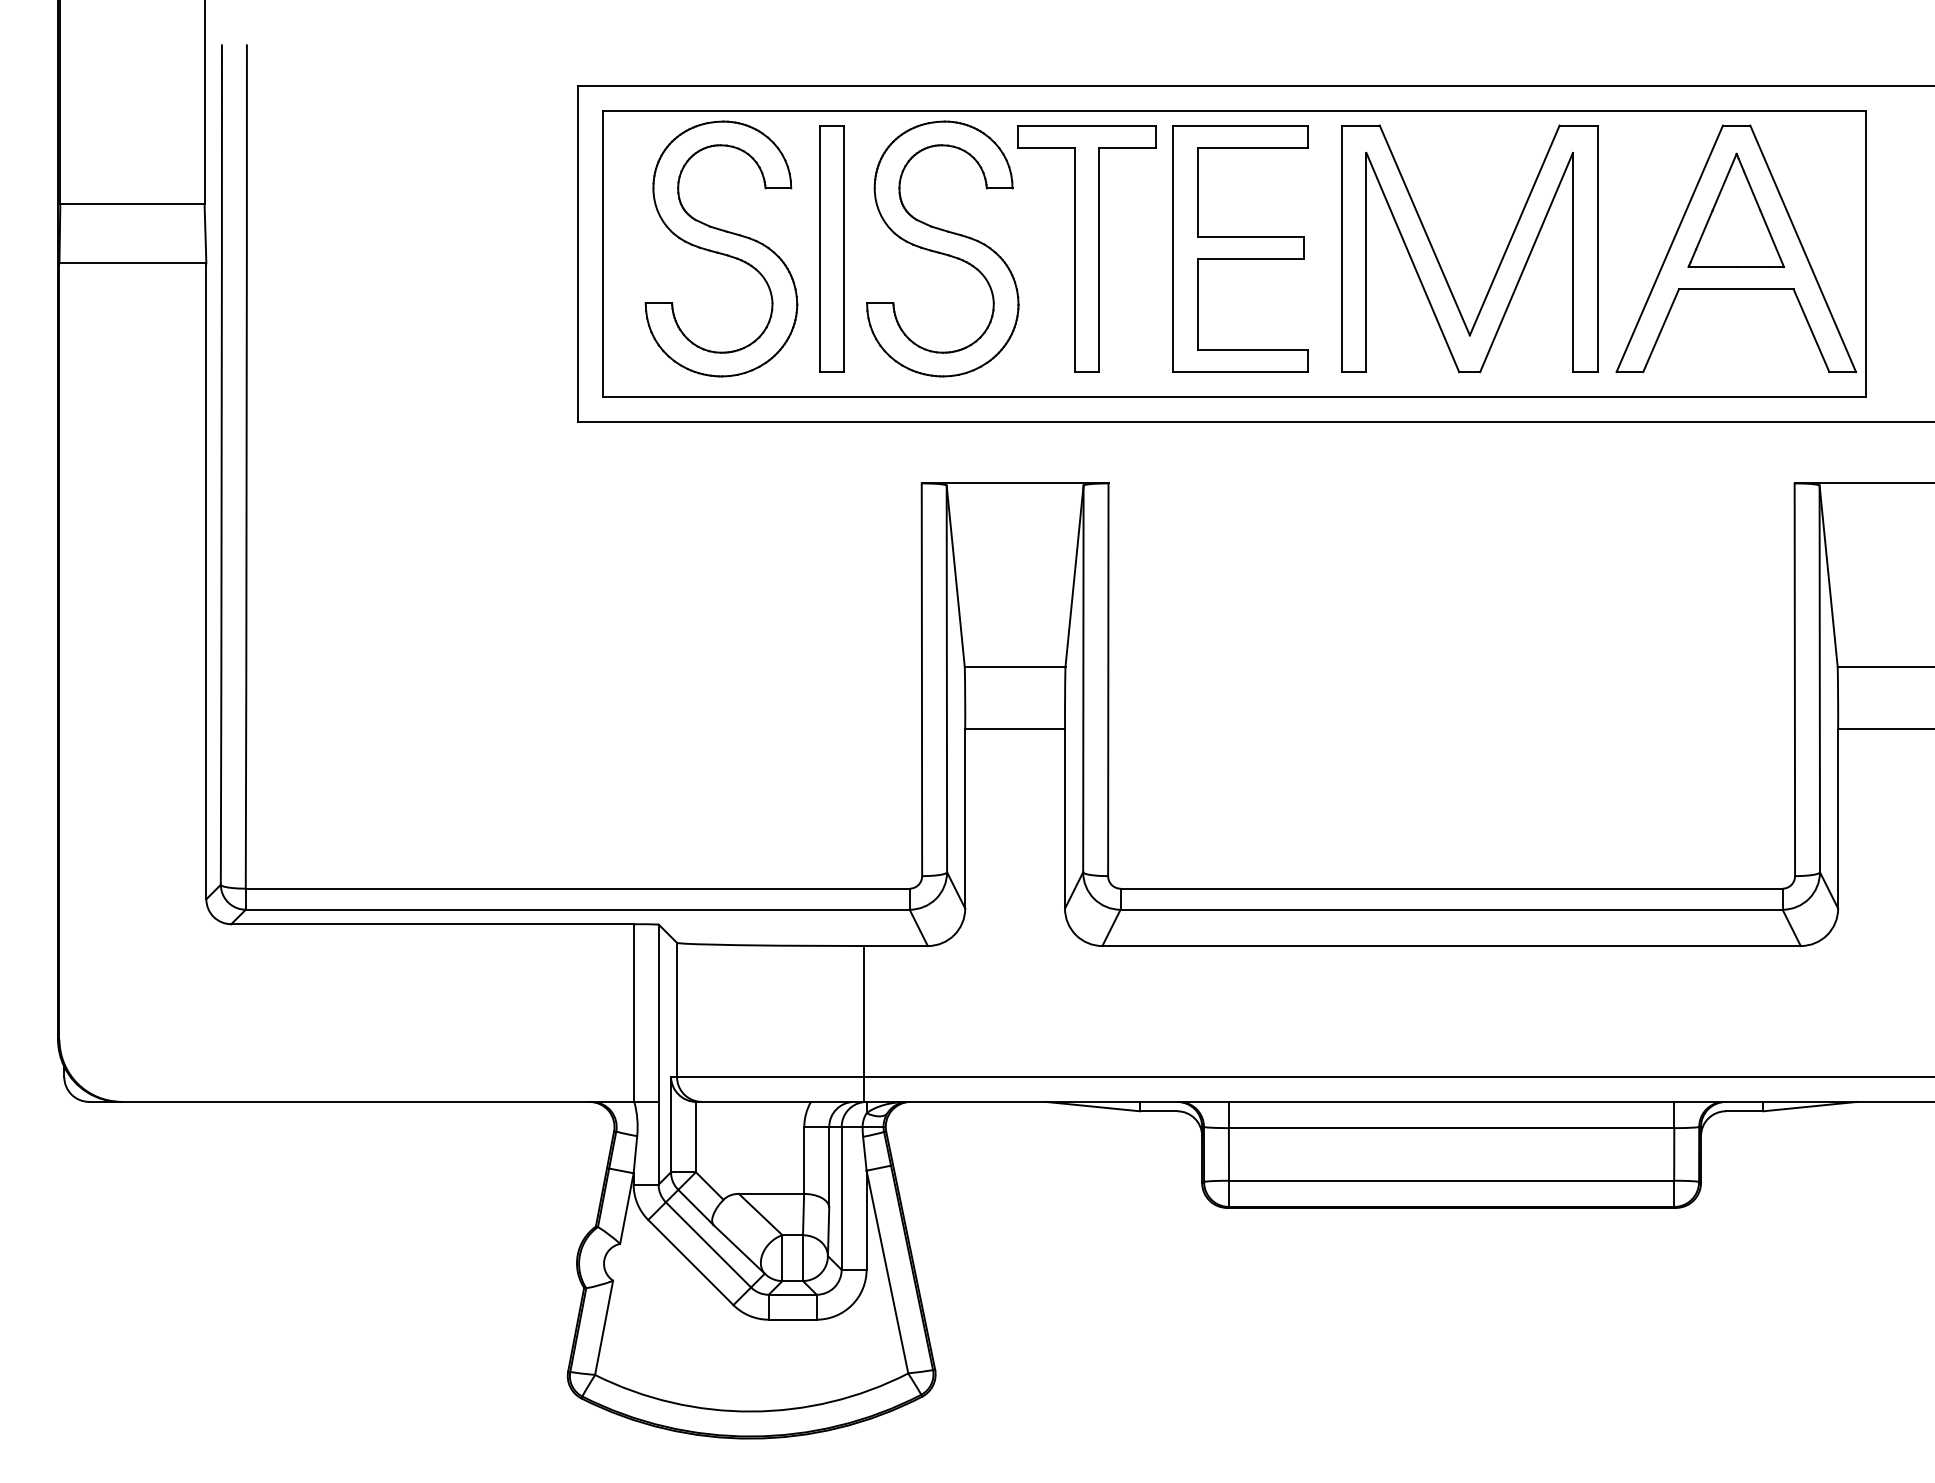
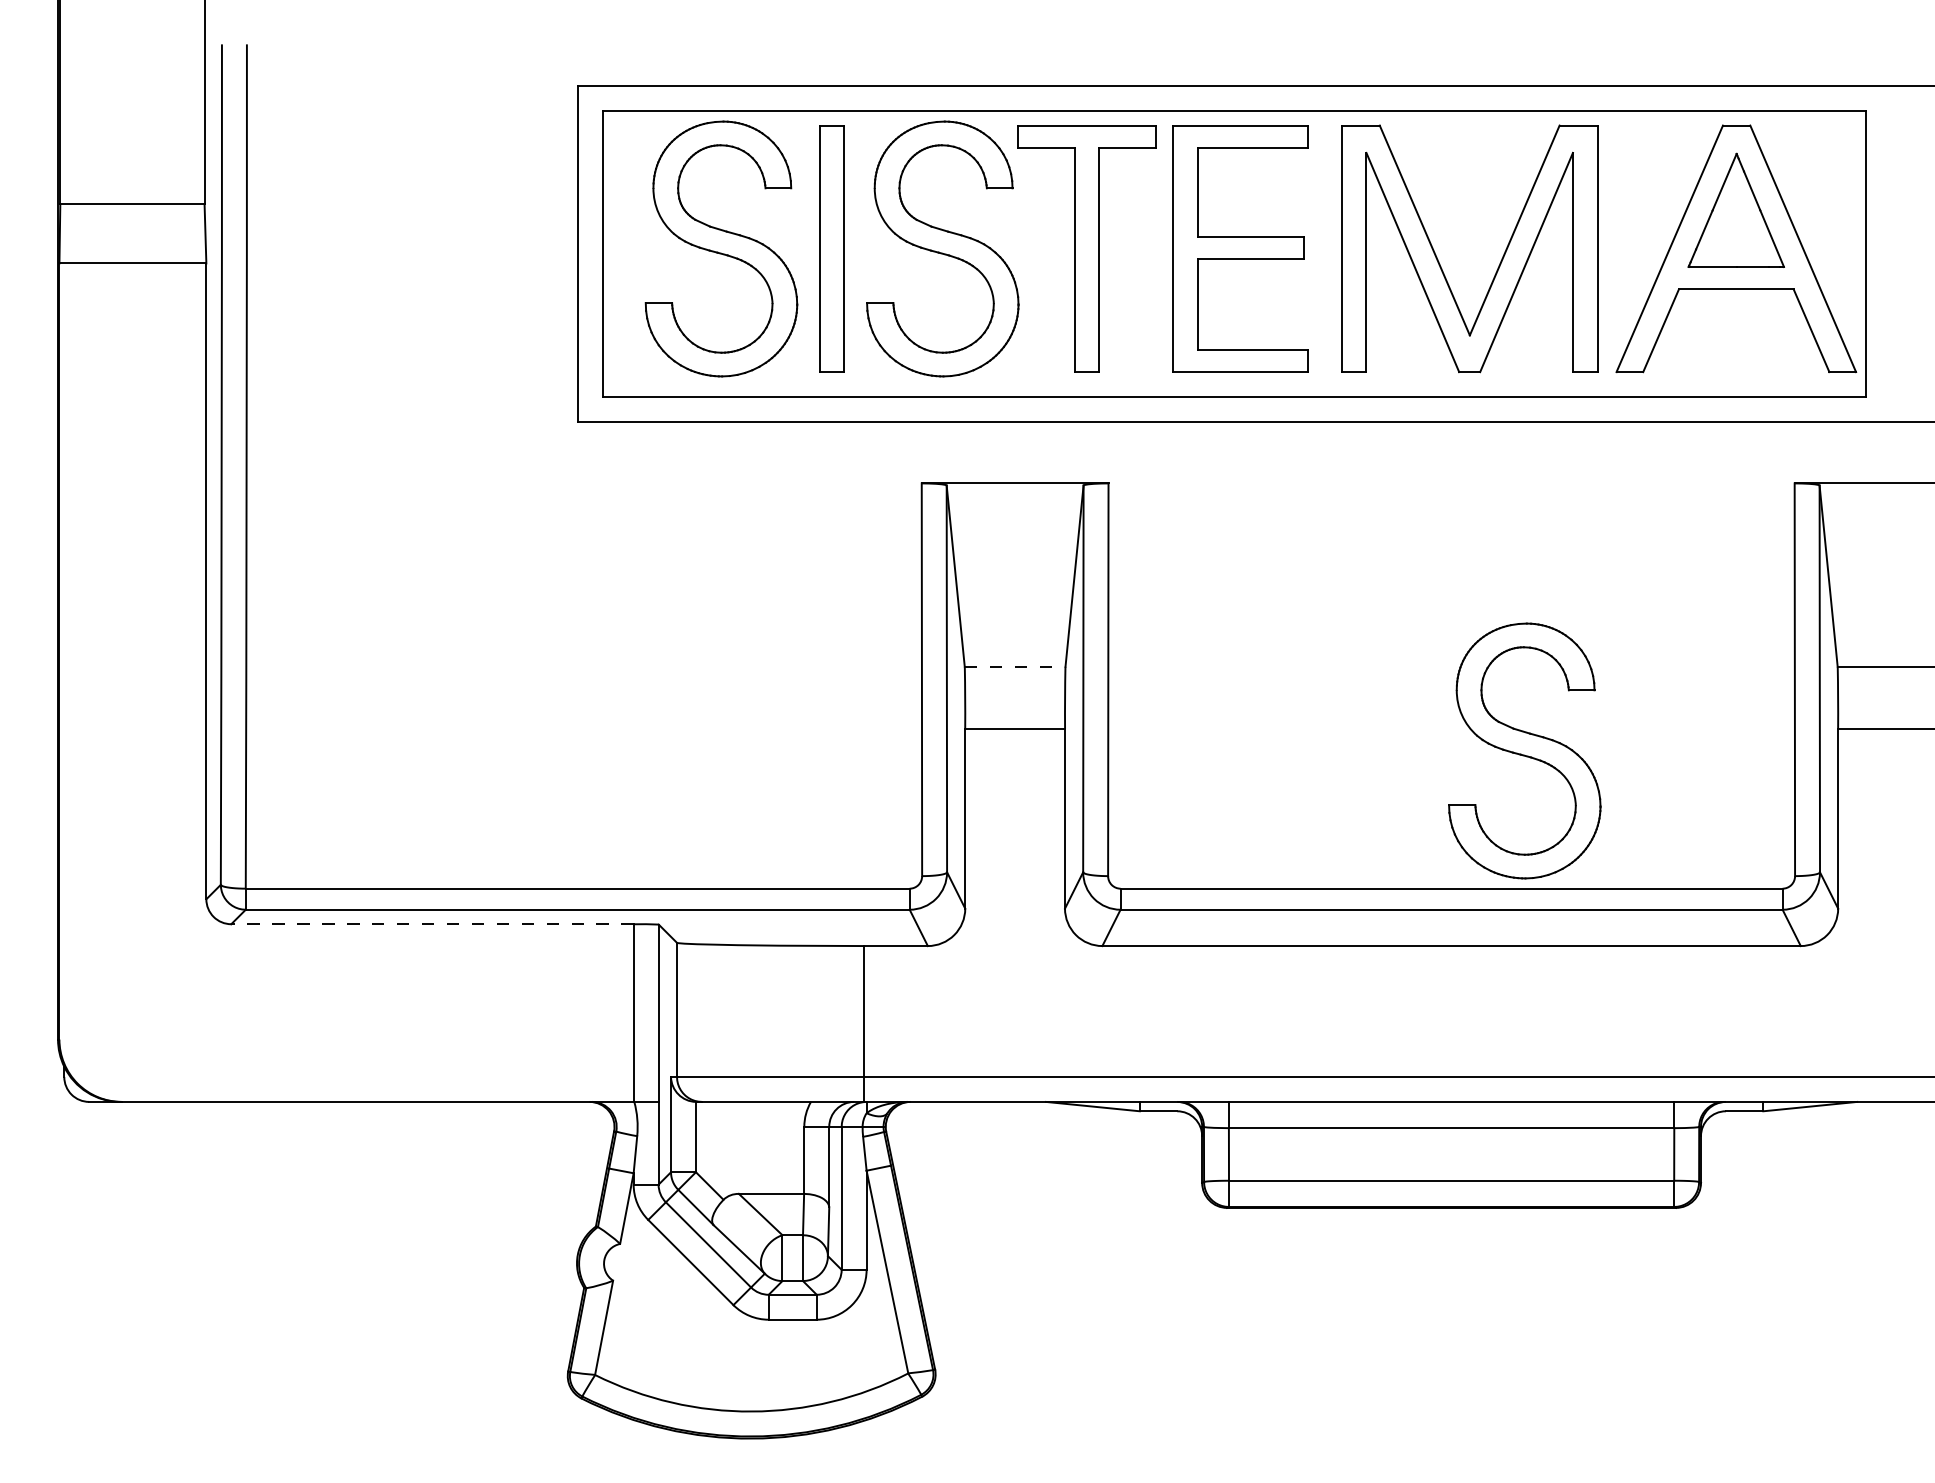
line: solid -> dashed (1015, 666)
part: none -> present (1524, 750)
line: solid -> dashed (432, 924)
